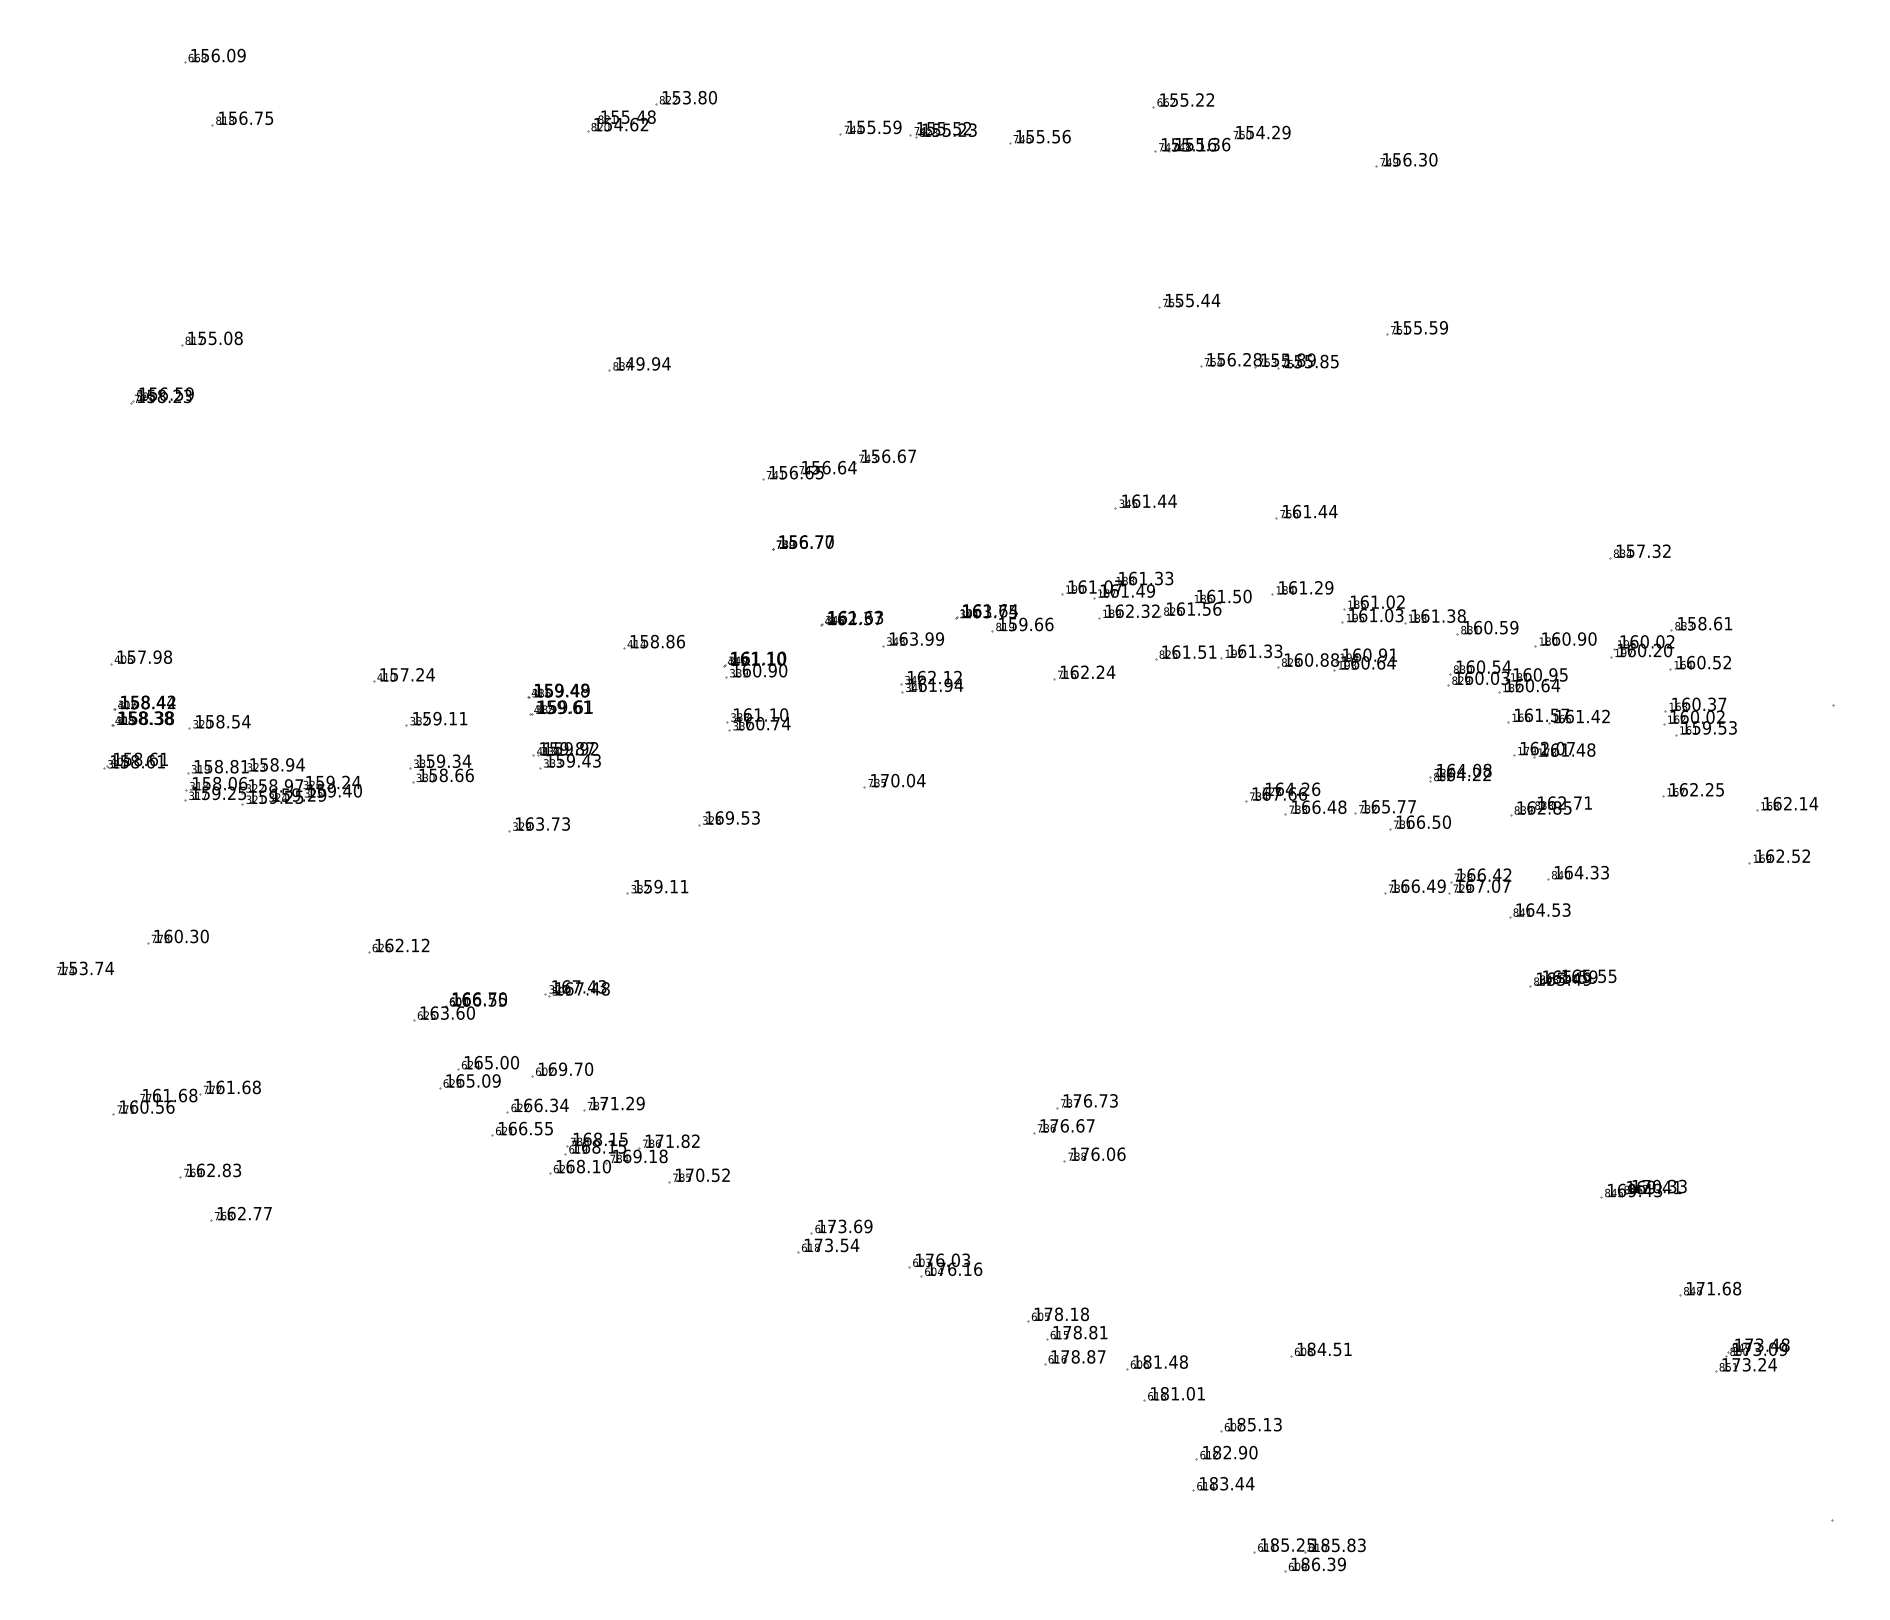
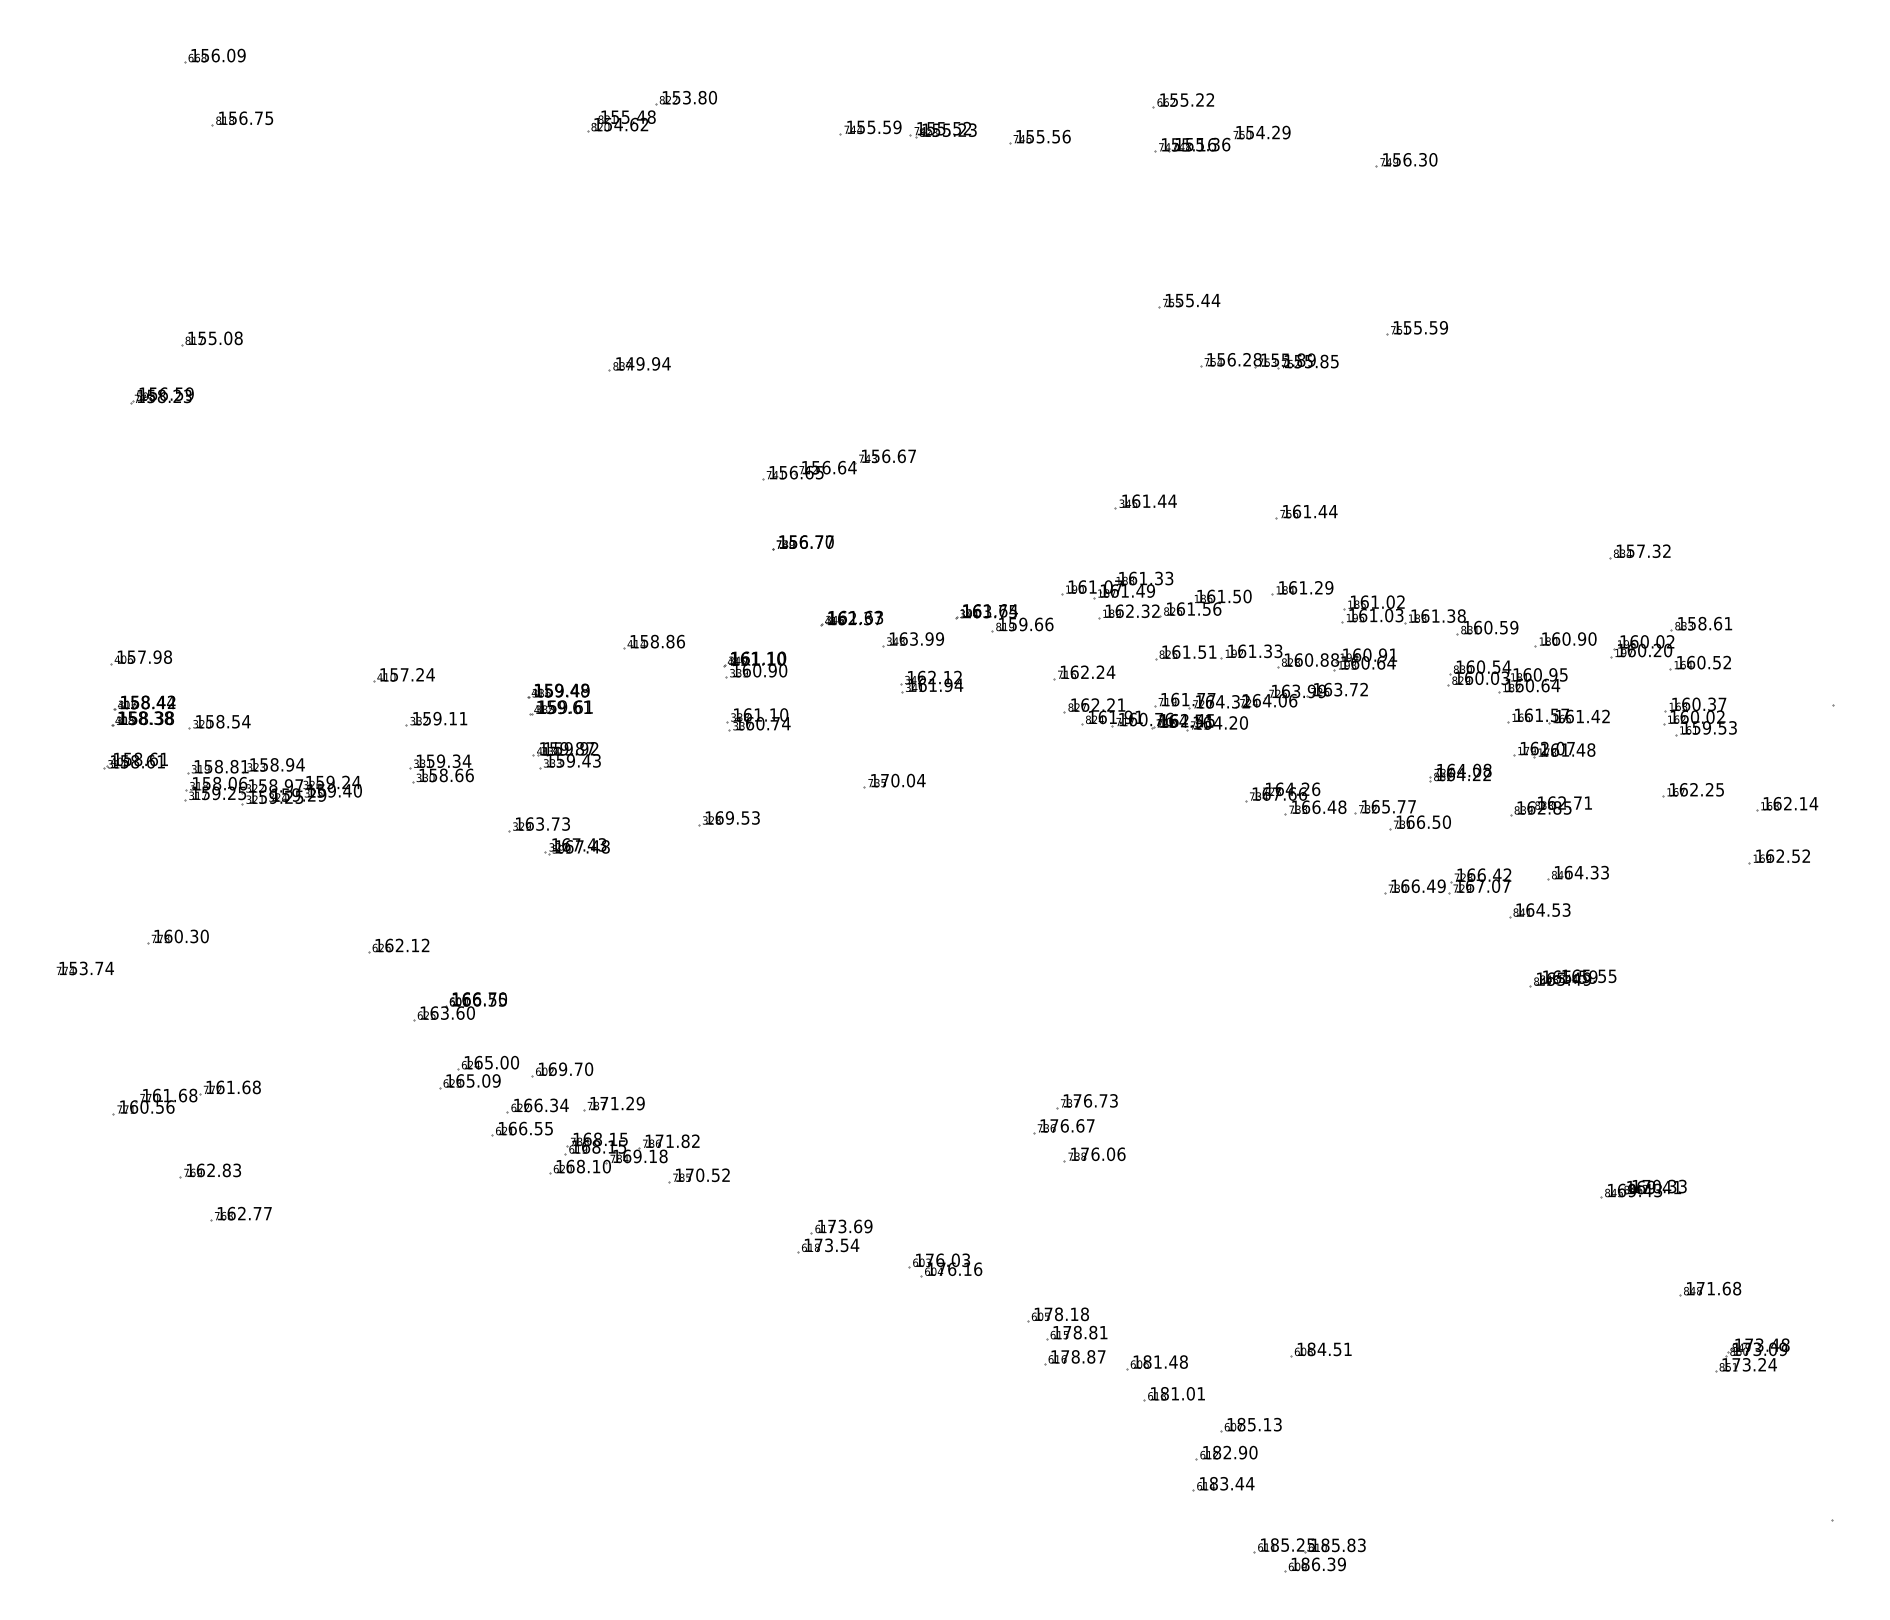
part: none -> present (1215, 706)
part: present -> none (657, 886)
part position: (576, 988) -> (576, 846) (576, 846)
